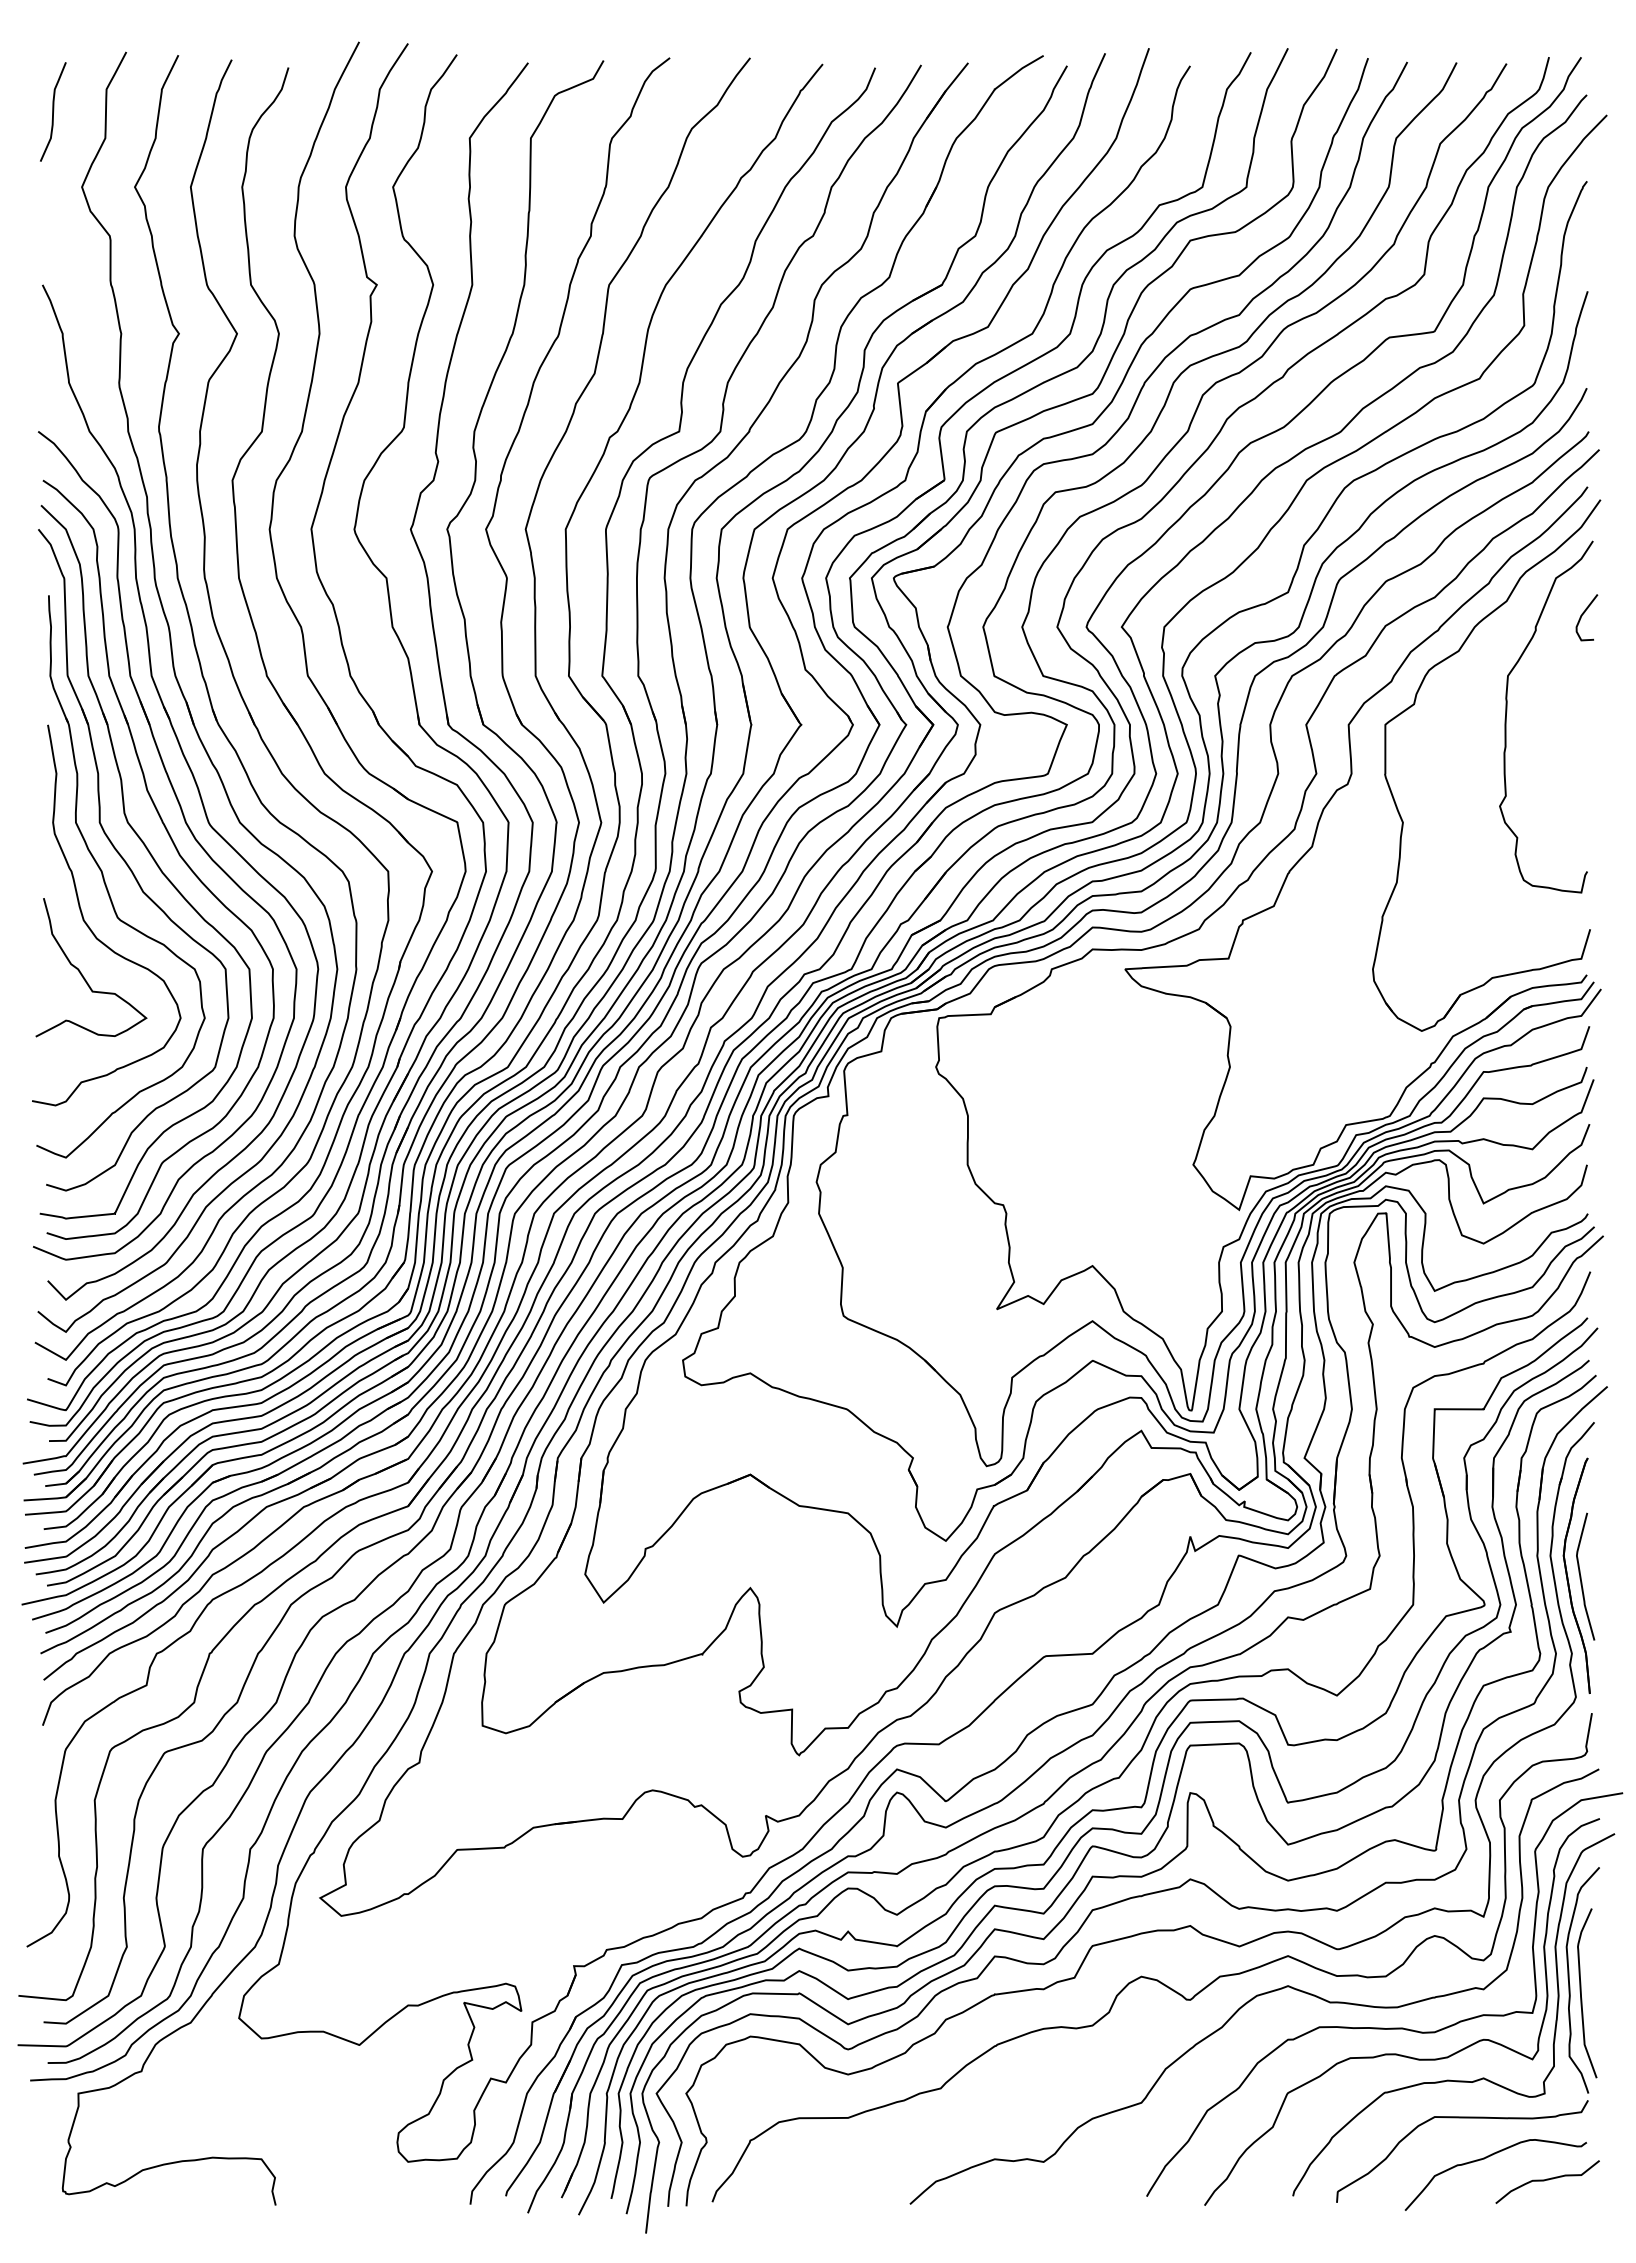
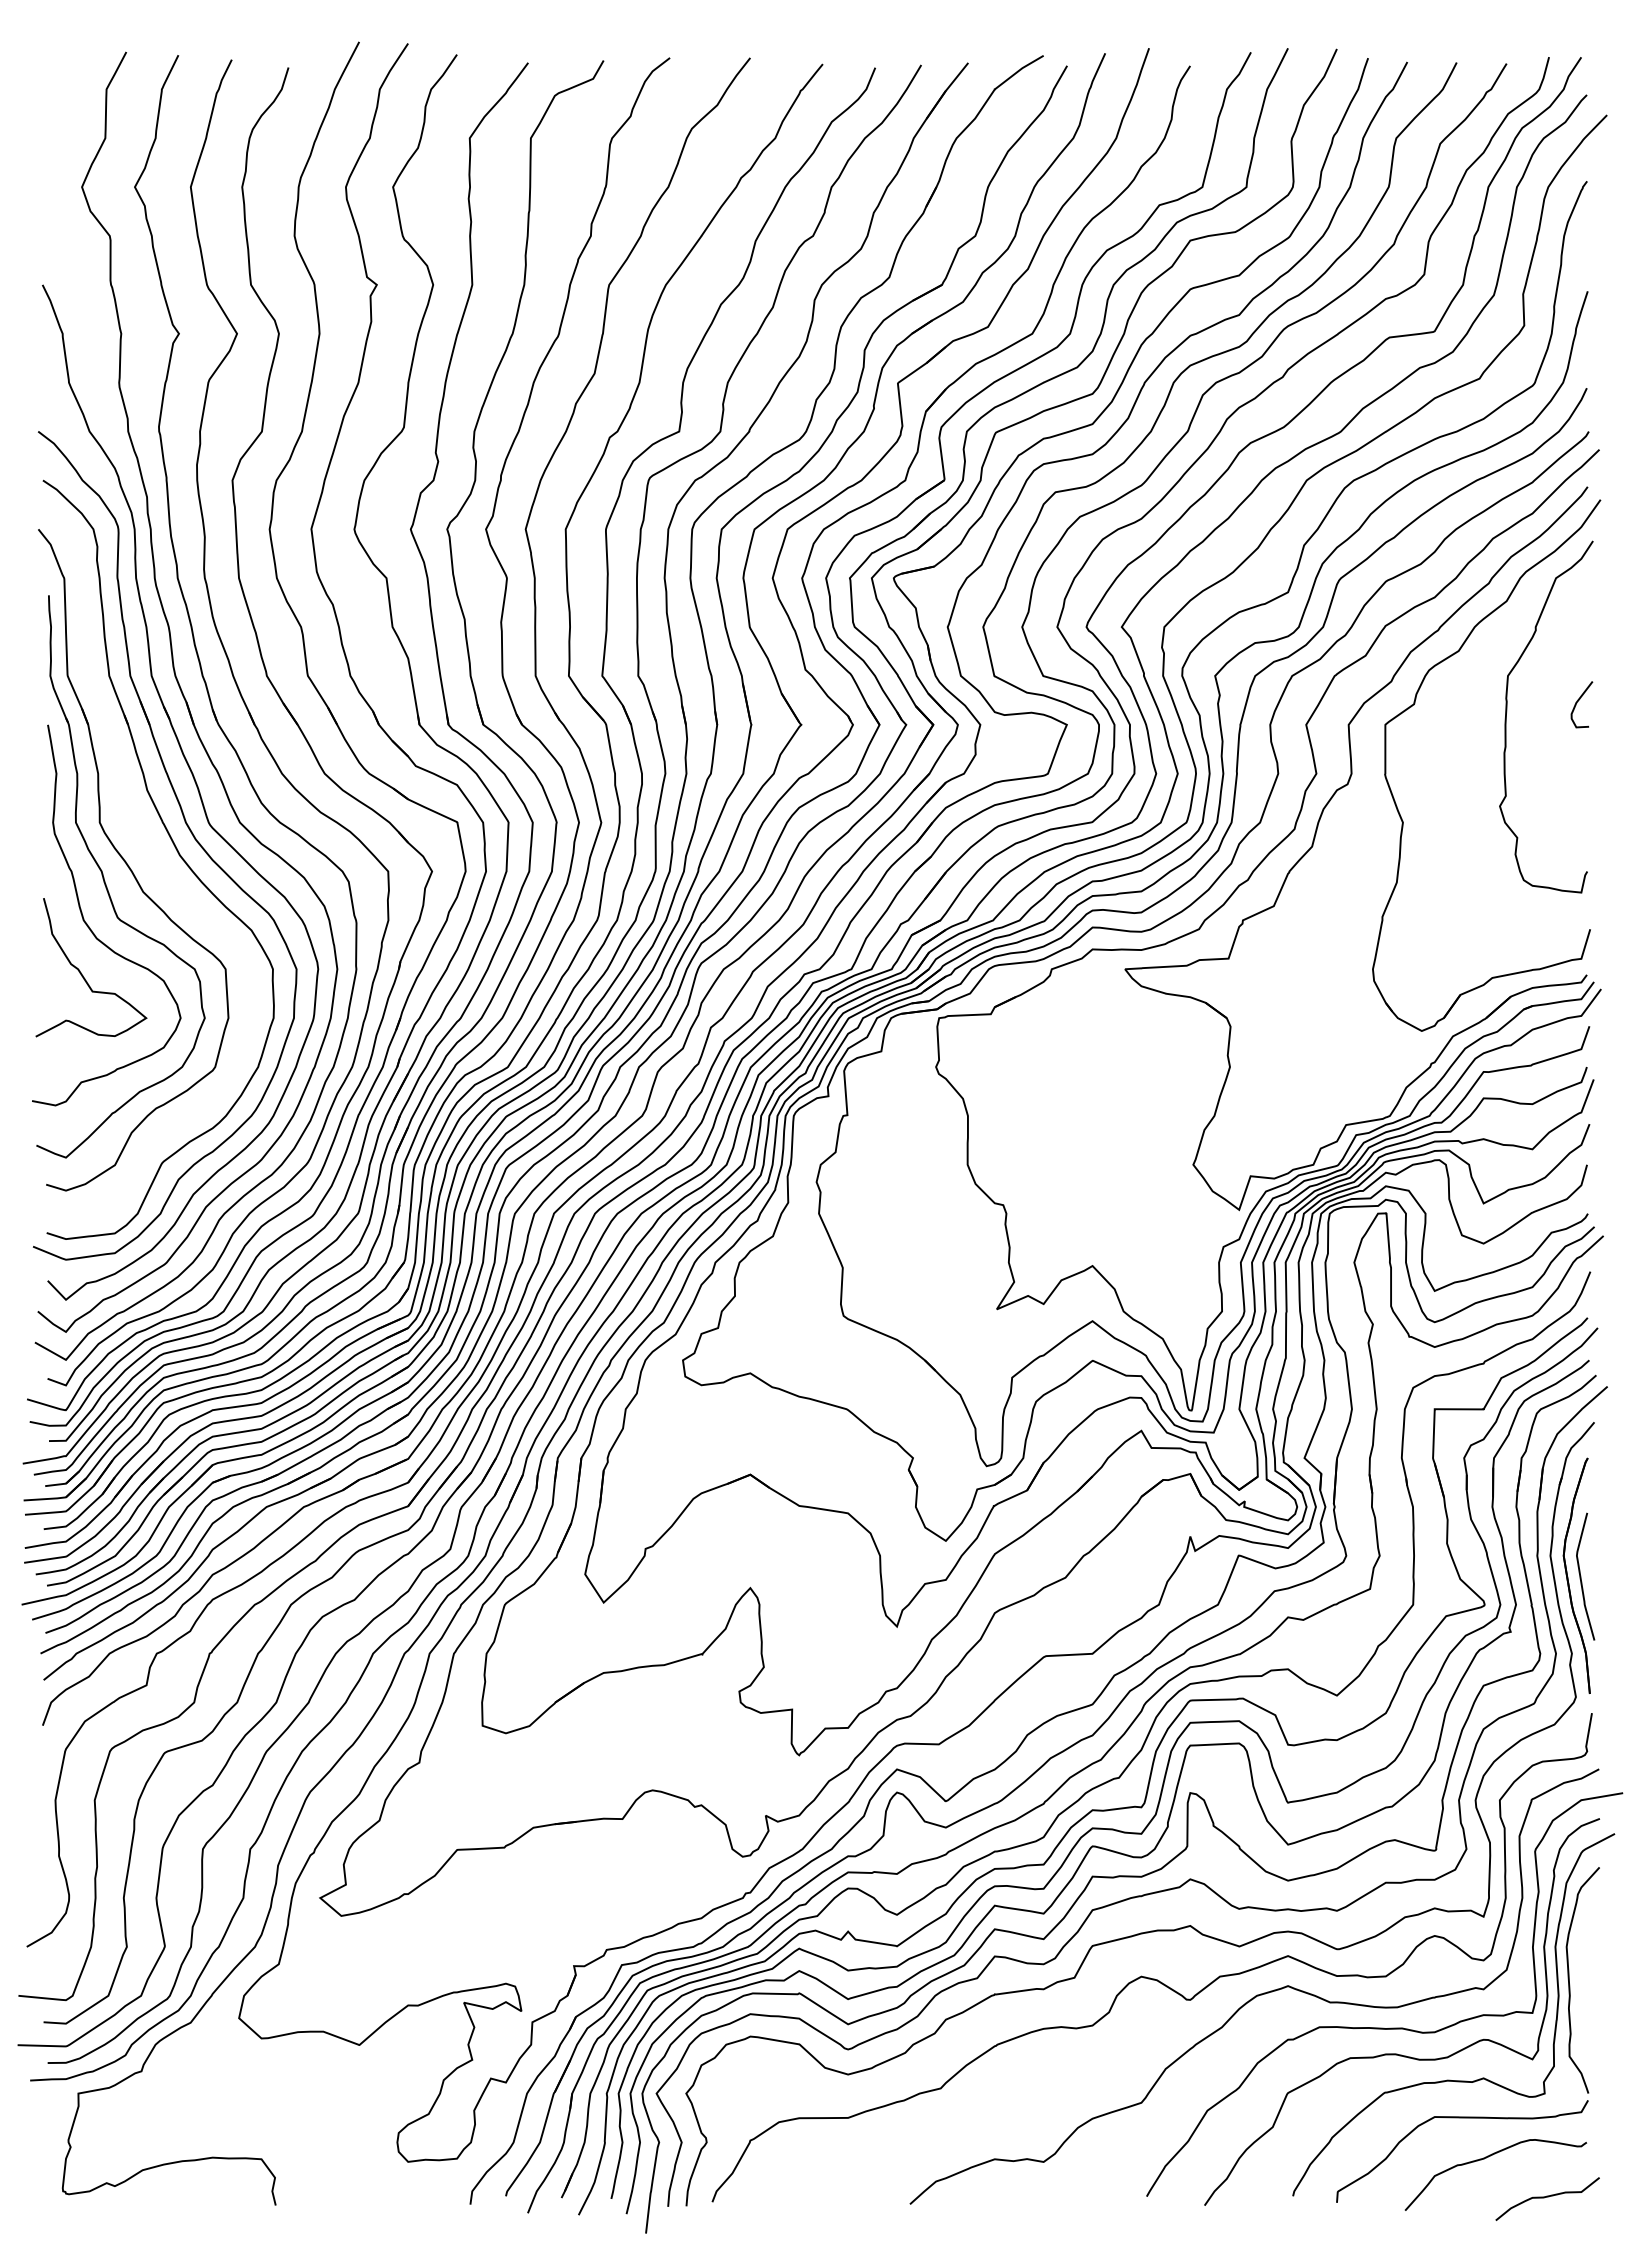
curve: present -> none (53, 111)
curve position: (1582, 616) -> (1577, 703) (1577, 703)
part: present -> none (152, 859)
curve: present -> none (1581, 1993)
curve position: (1547, 2180) -> (1547, 2197) (1547, 2197)
